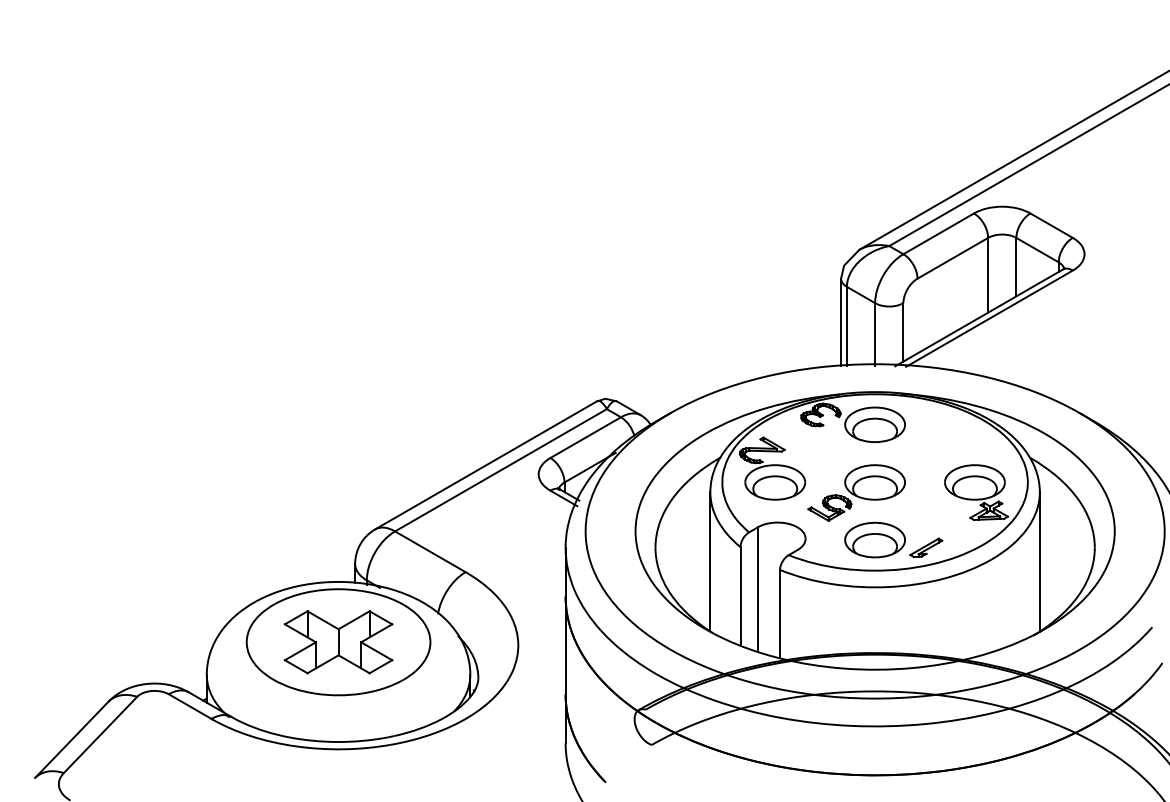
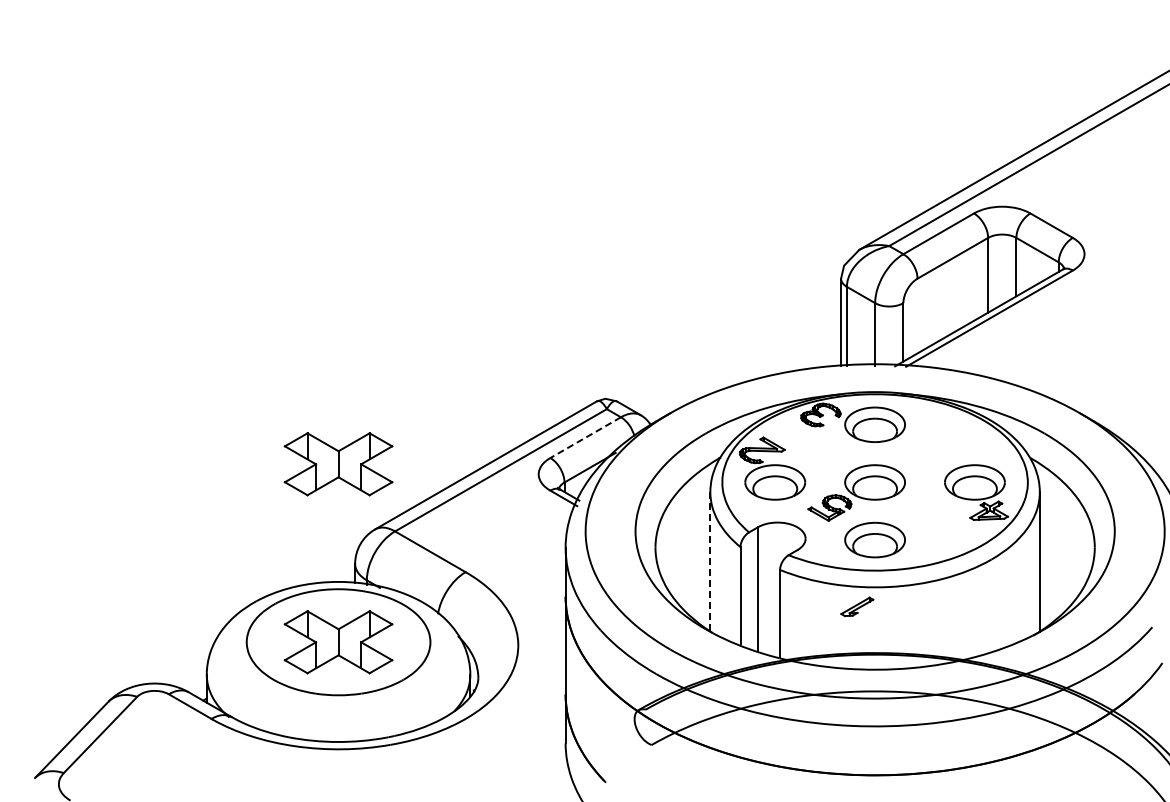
line: solid -> dashed (585, 437)
part: none -> present (338, 464)
part position: (926, 547) -> (857, 606) (857, 606)
line: solid -> dashed (710, 562)
